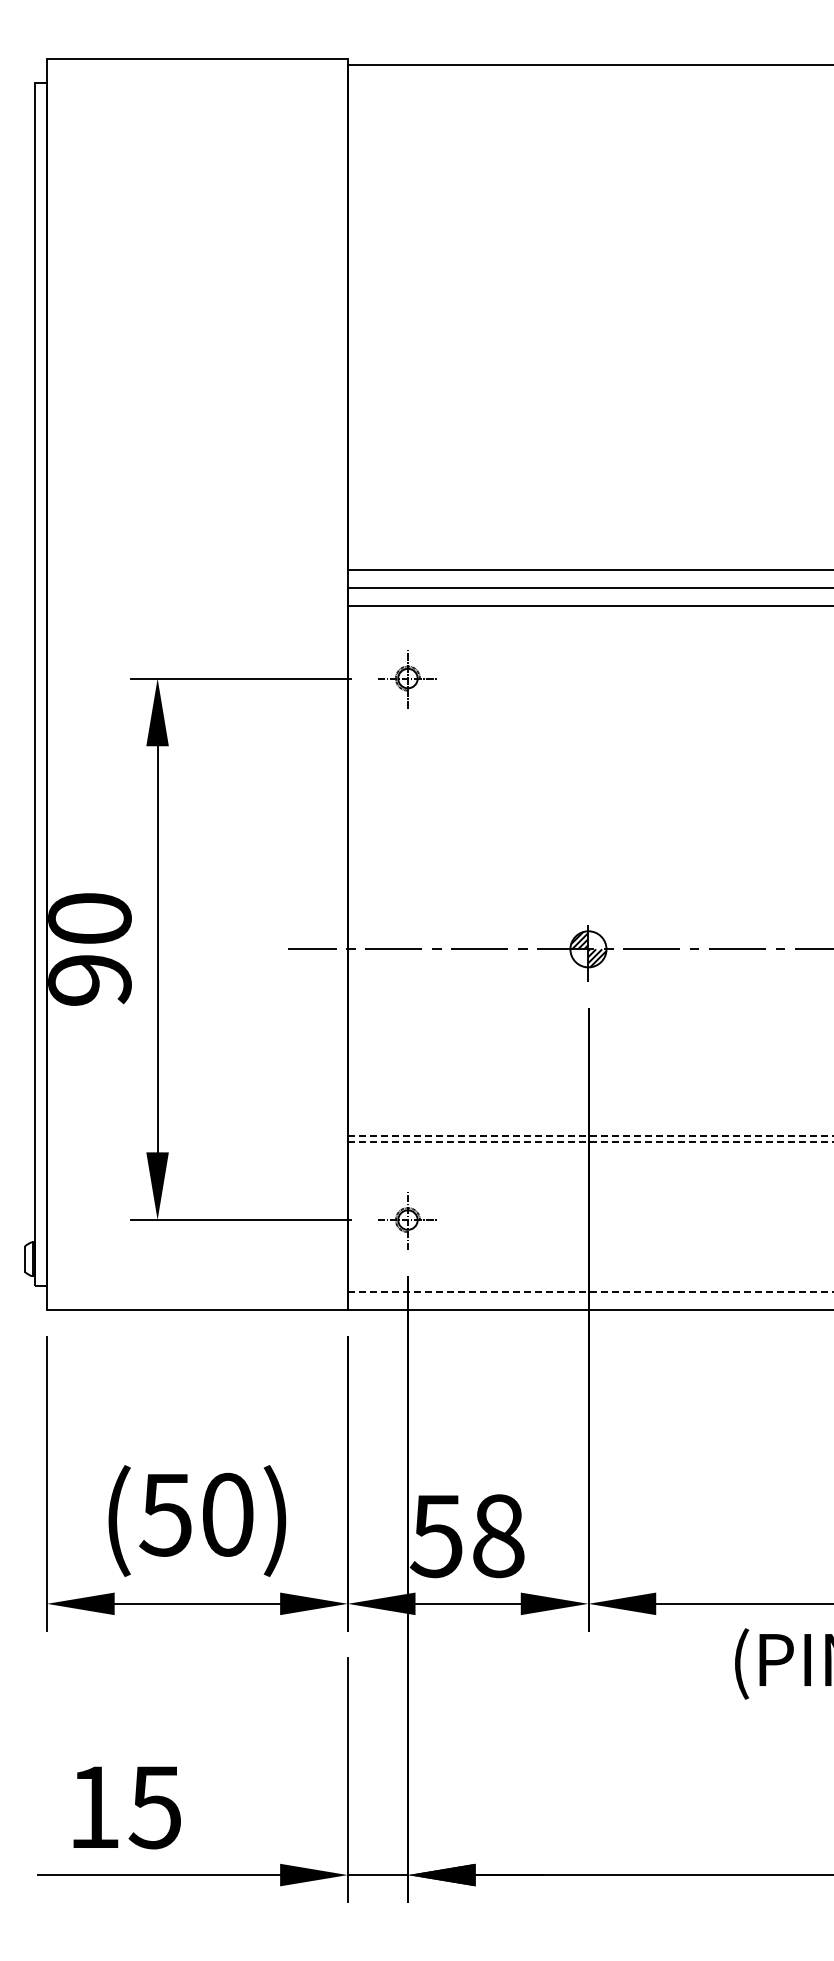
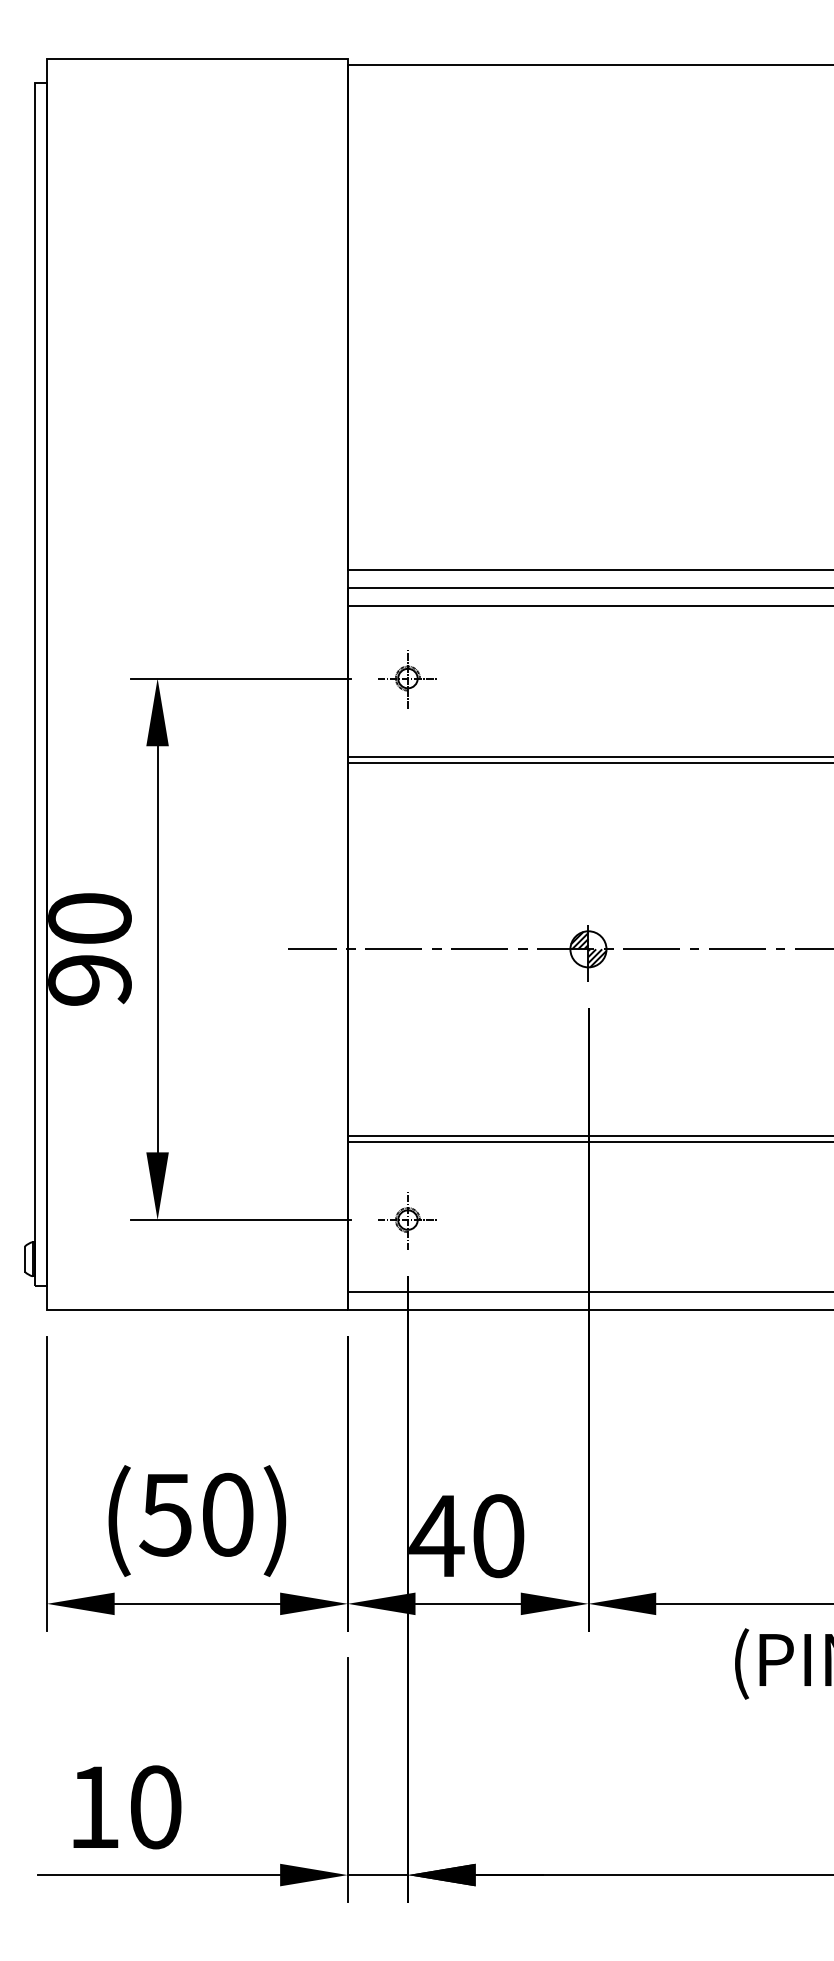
line: none -> present (588, 756)
line: none -> present (588, 762)
line: dashed -> solid (590, 1135)
line: dashed -> solid (590, 1141)
line: dashed -> solid (590, 1292)
text: 58 -> 40 (466, 1536)
text: 15 -> 10 (154, 1807)
